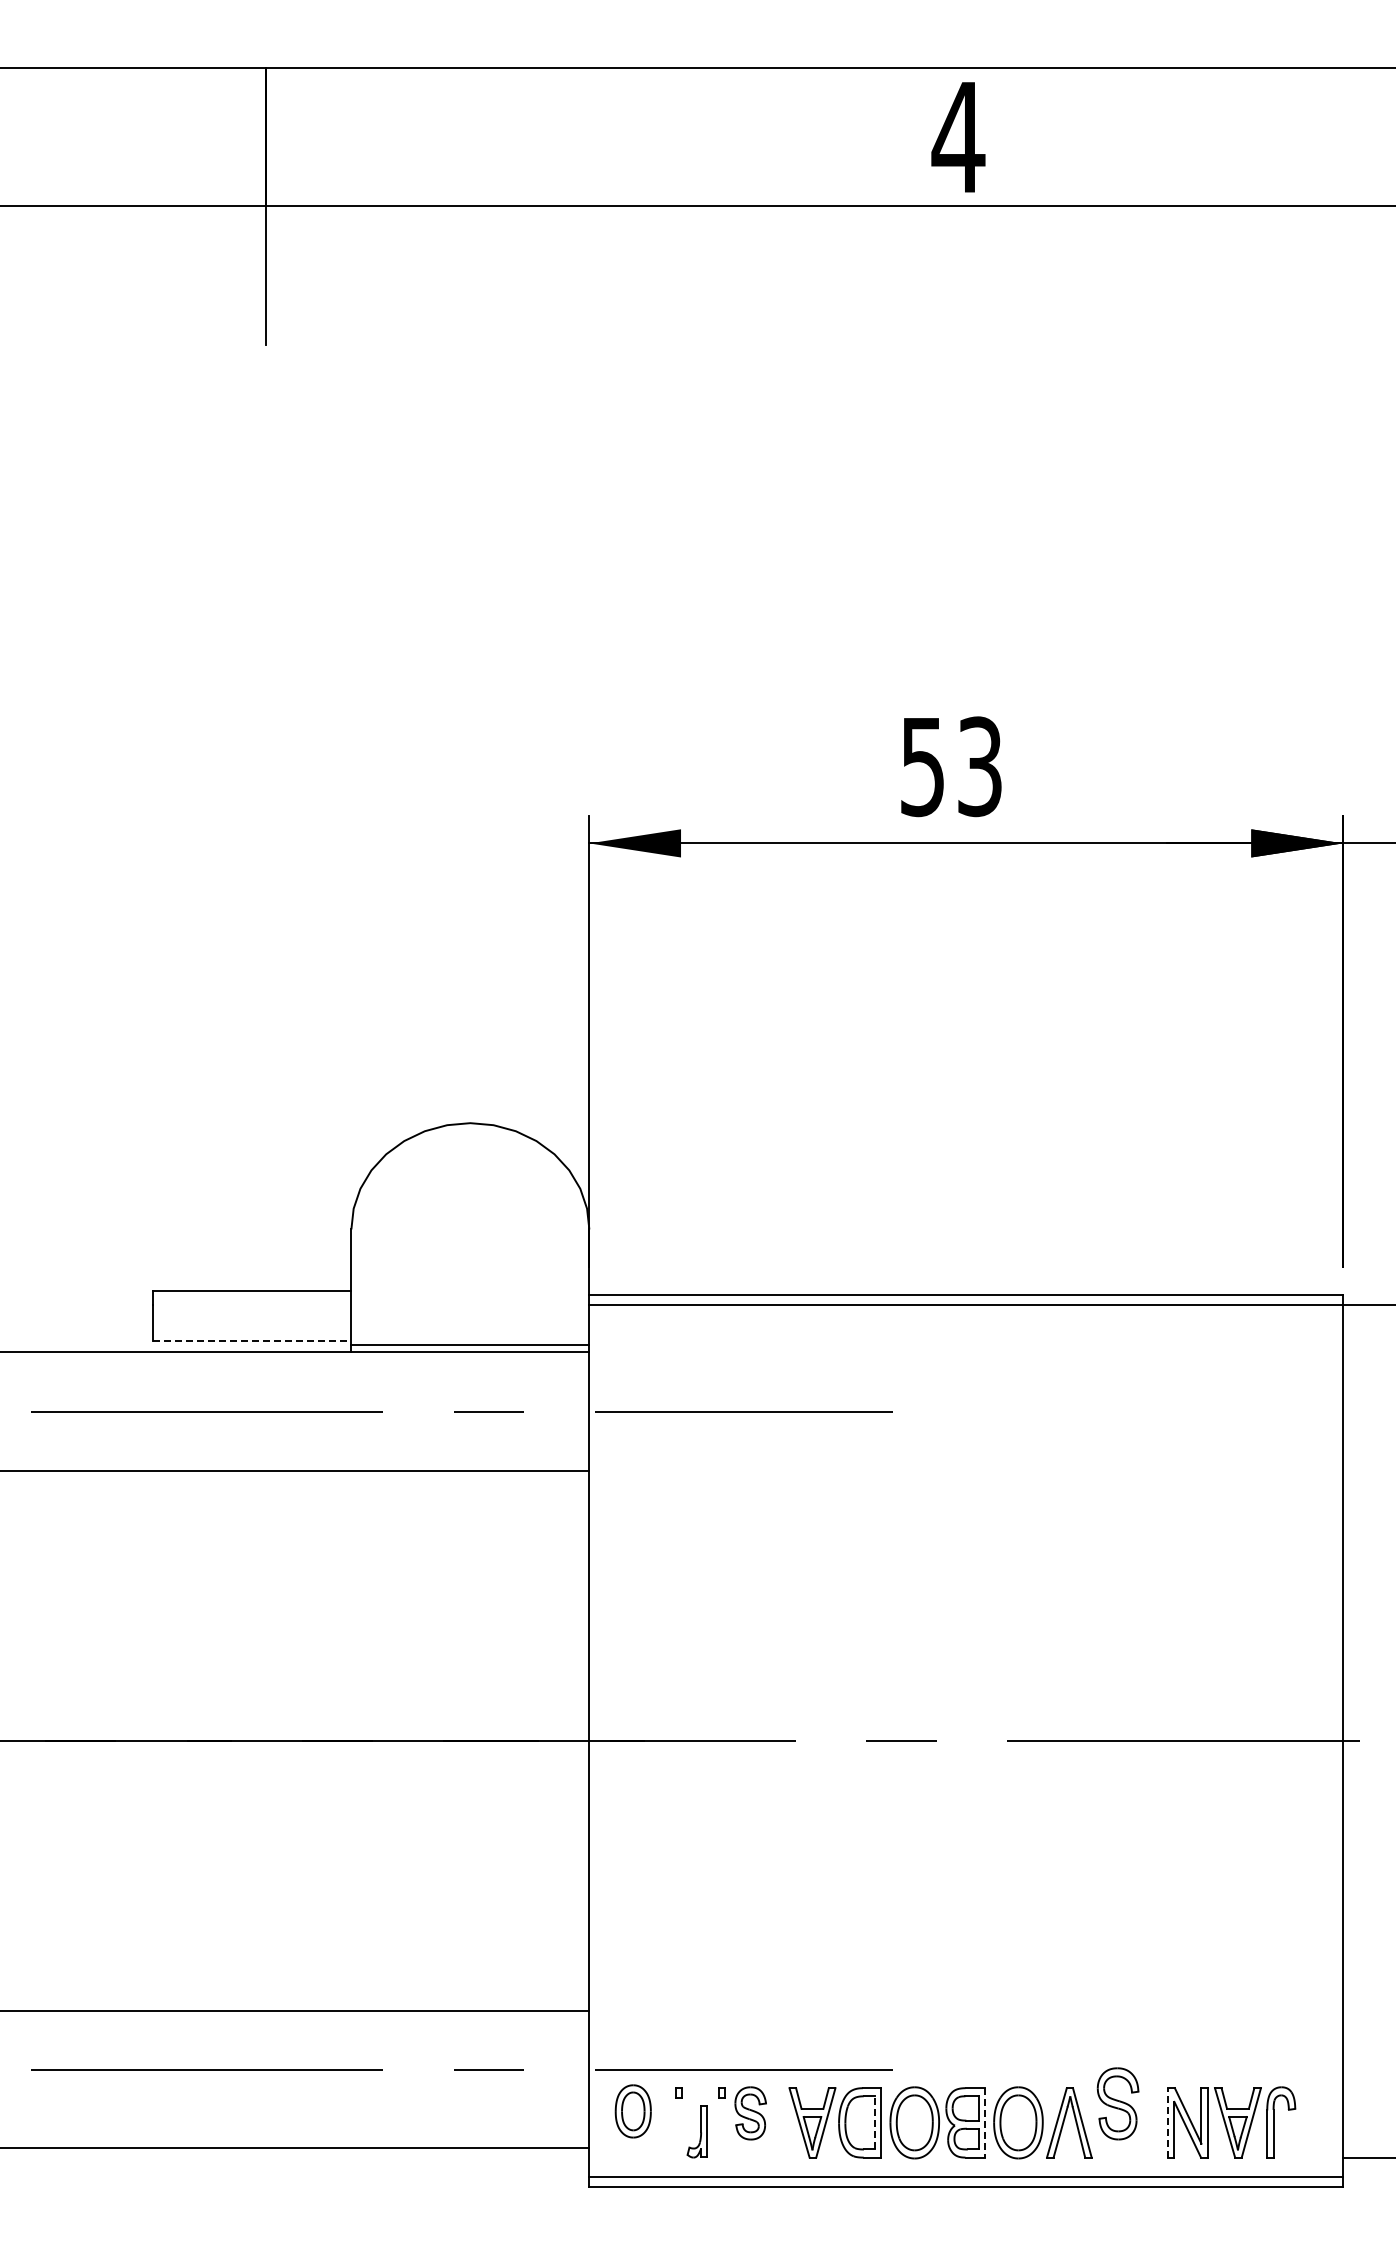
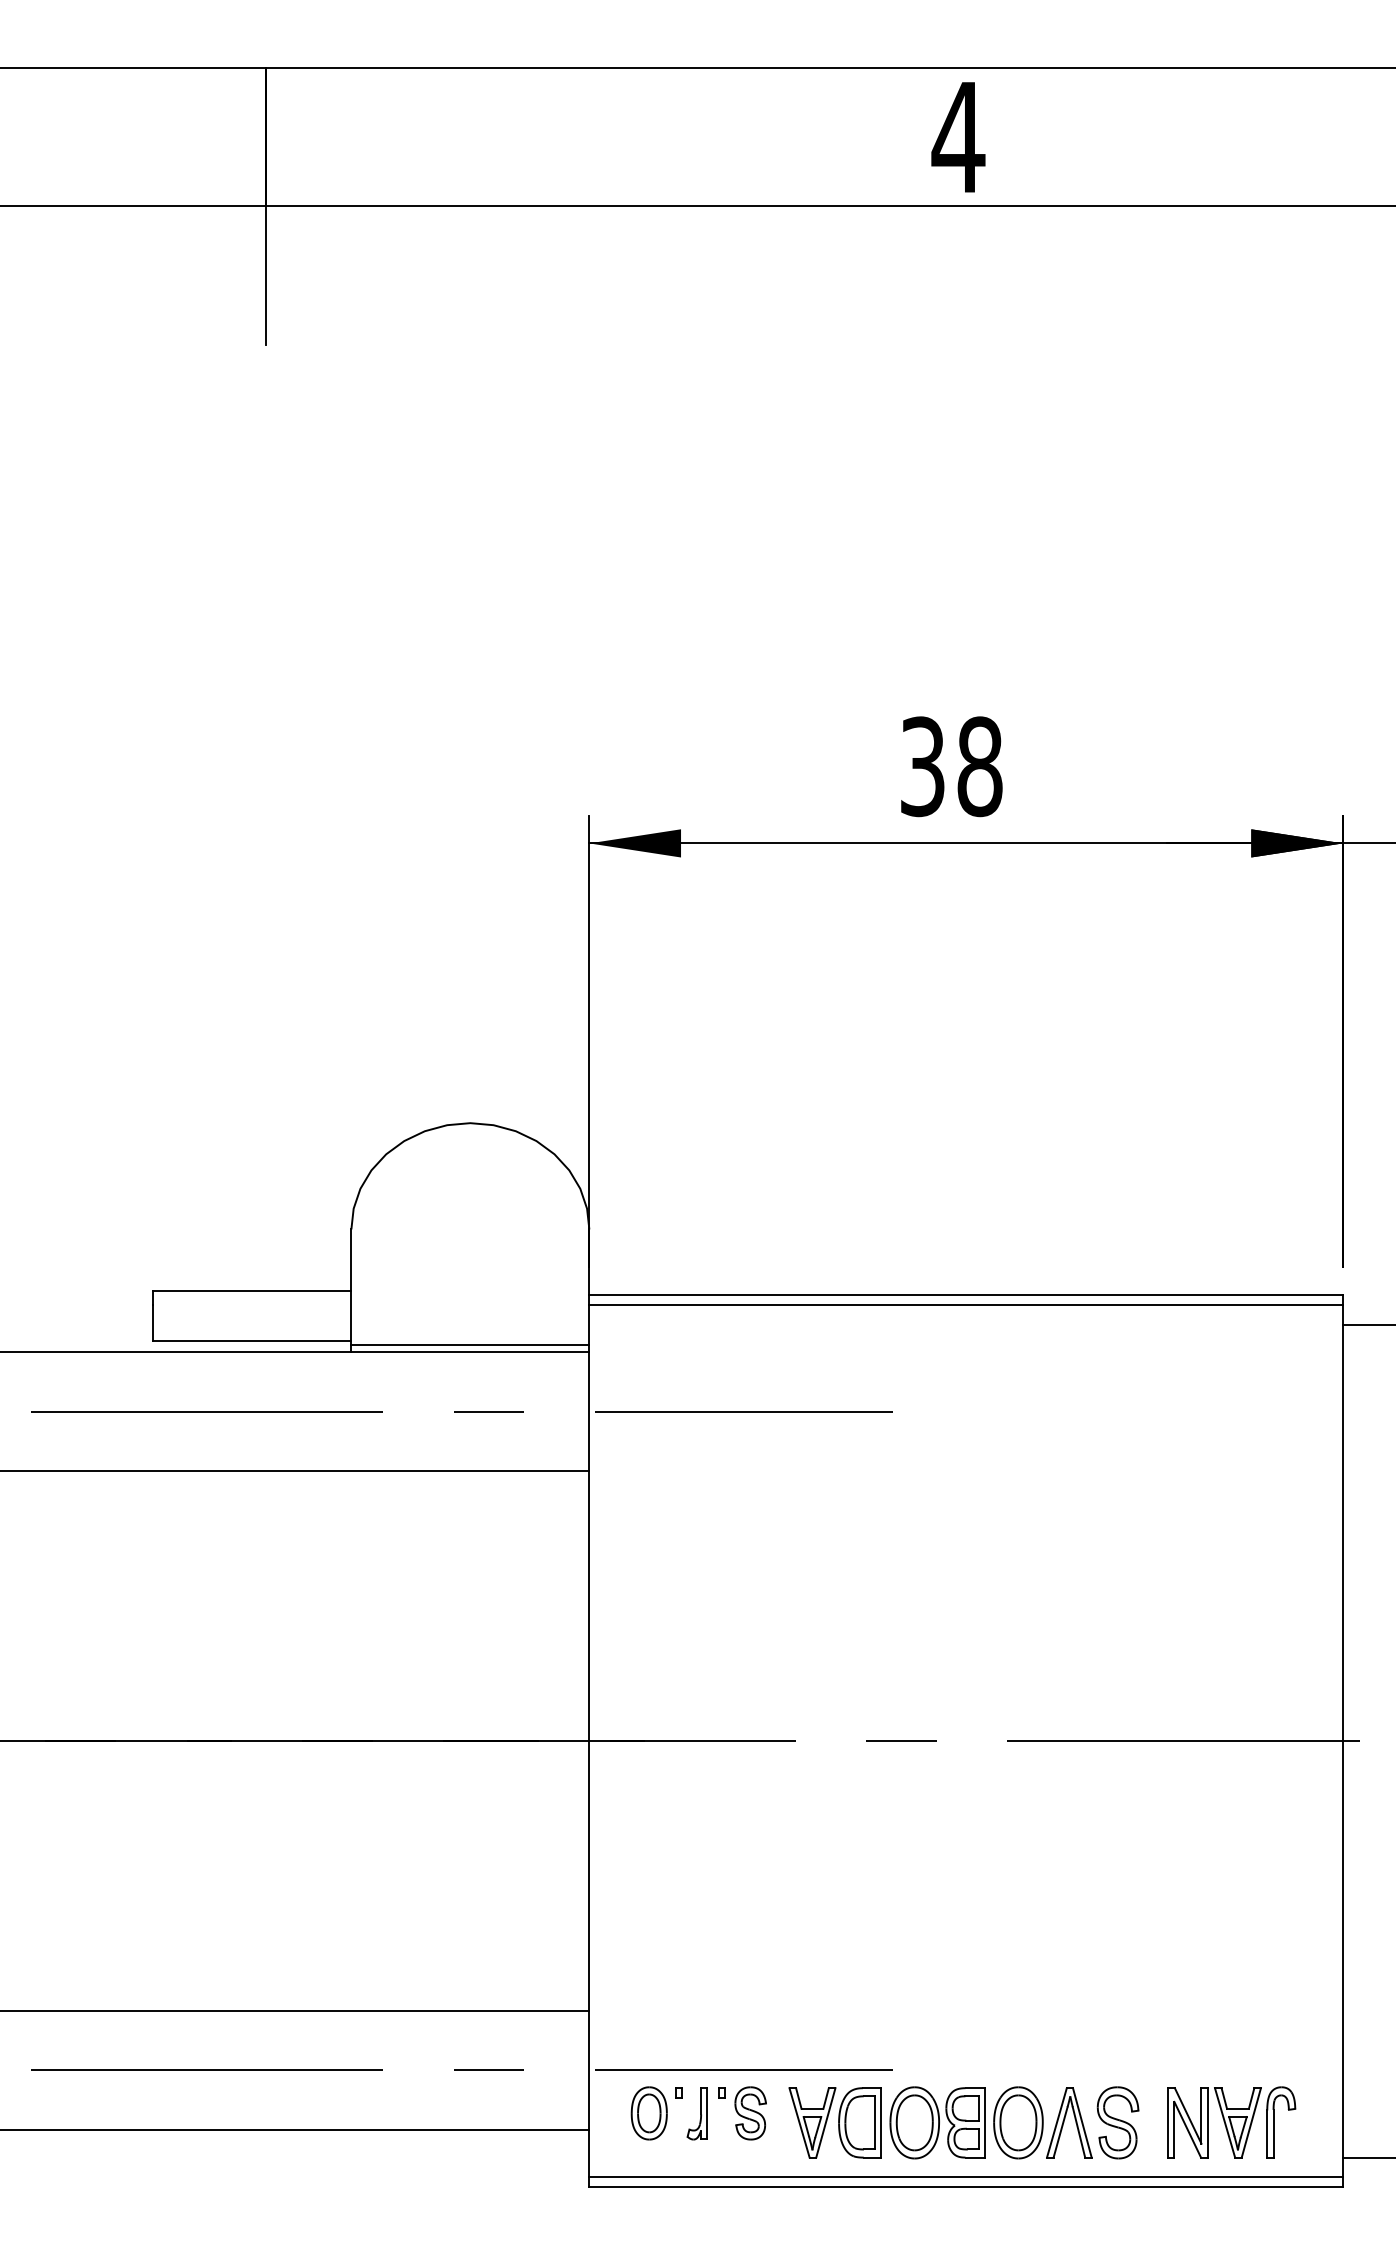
text: 53 -> 38 (951, 766)
line position: (1367, 1304) -> (1367, 1324) (1367, 1324)
line: dashed -> solid (252, 1340)
part position: (1117, 2103) -> (1117, 2122) (1117, 2122)
part position: (632, 2111) -> (648, 2113) (648, 2113)
line: dashed -> solid (875, 2122)
line: dashed -> solid (985, 2122)
line: dashed -> solid (1168, 2122)
part position: (696, 2131) -> (696, 2113) (696, 2113)
line position: (295, 2147) -> (295, 2129) (295, 2129)
